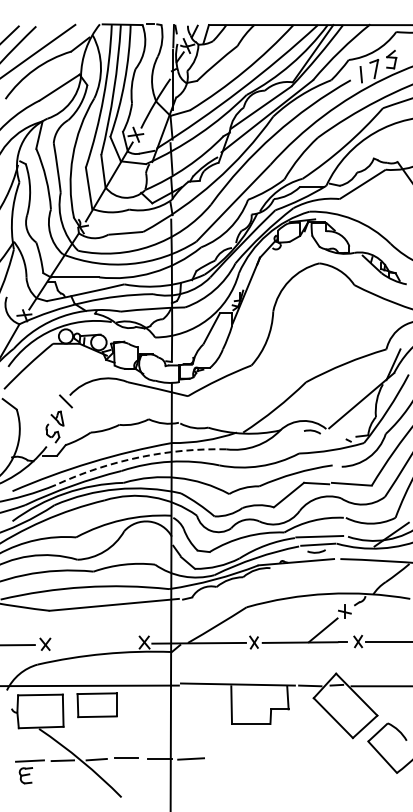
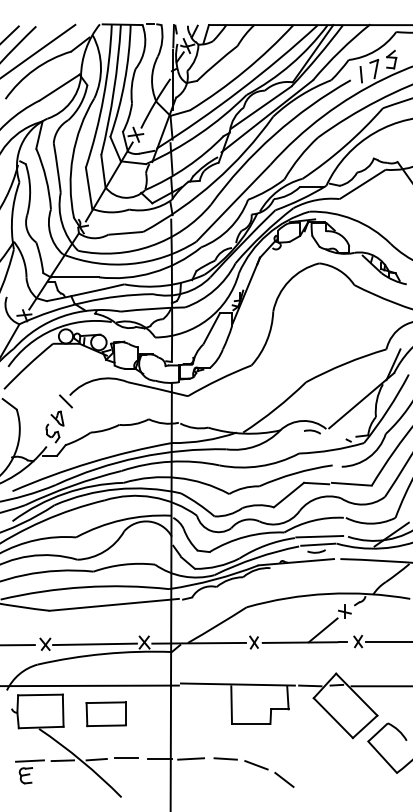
arc: dashed -> solid (139, 457)
line: none -> present (94, 644)
part position: (96, 705) -> (105, 714) (105, 714)
part: none -> present (256, 766)
